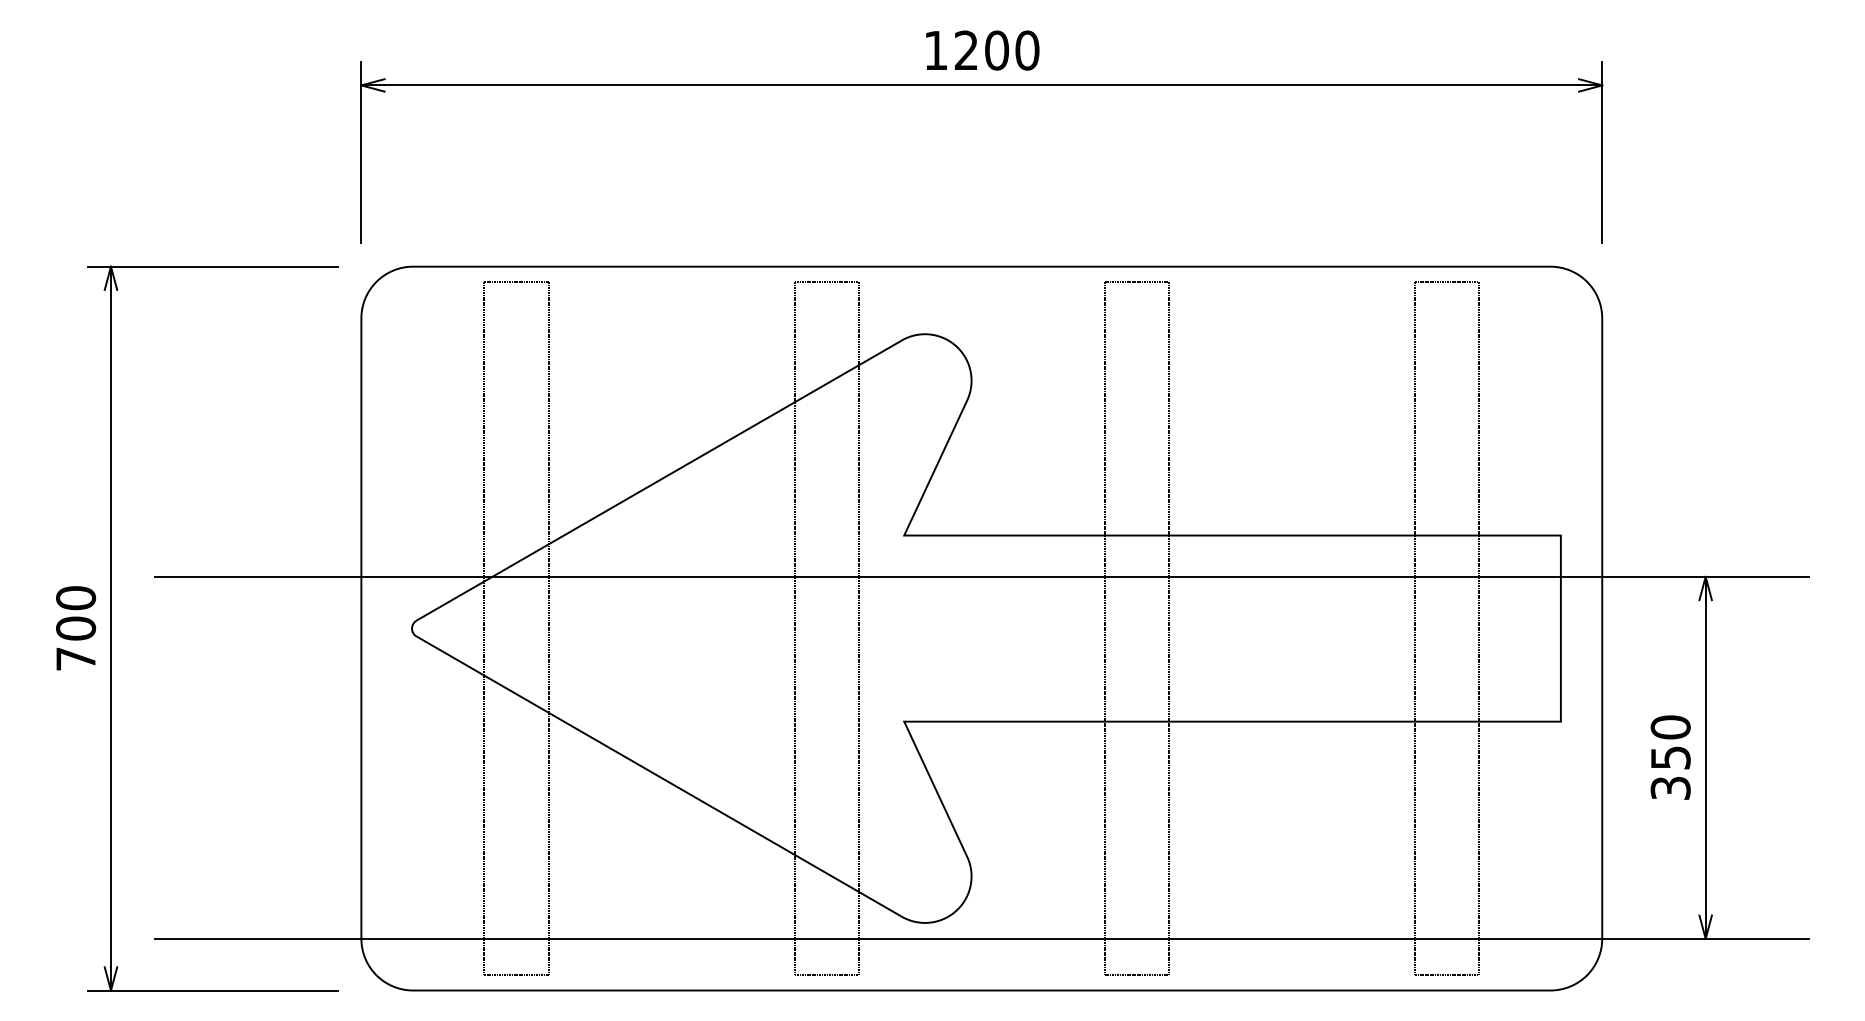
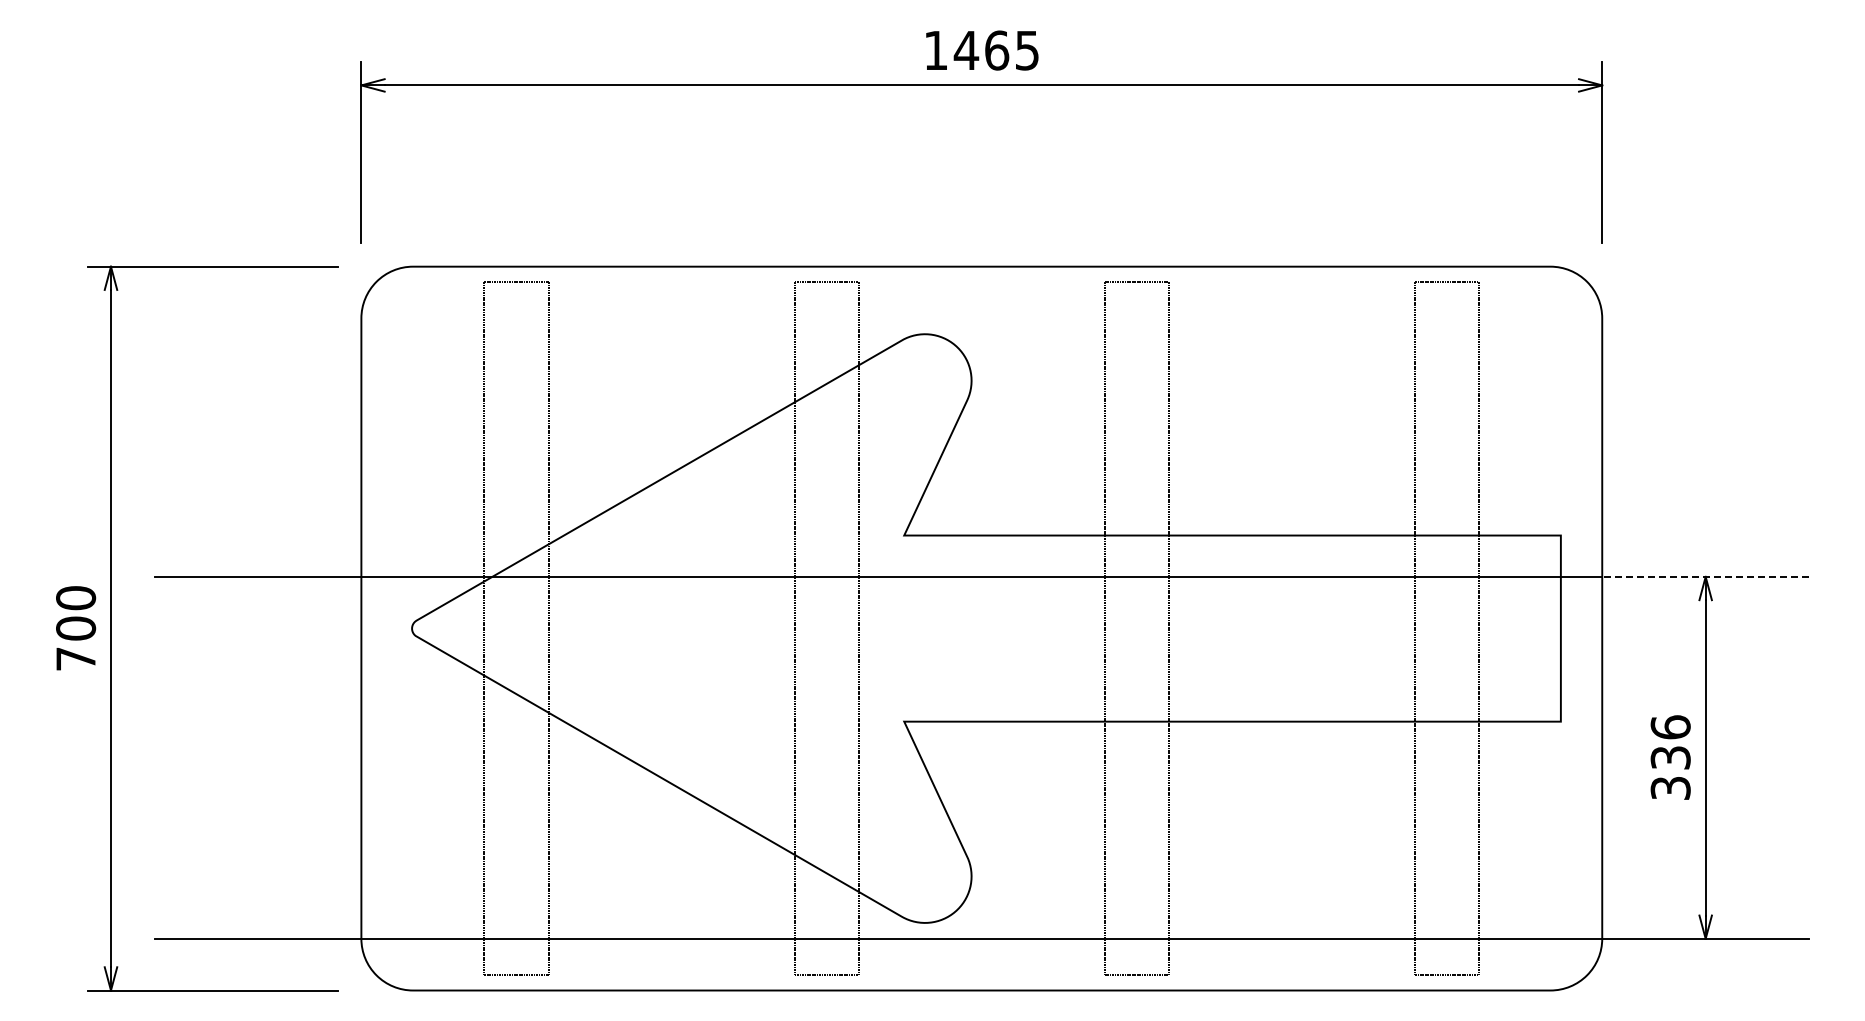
text: 1200 -> 1465 (996, 50)
line: solid -> dashed (1705, 576)
text: 350 -> 336 (1670, 741)
